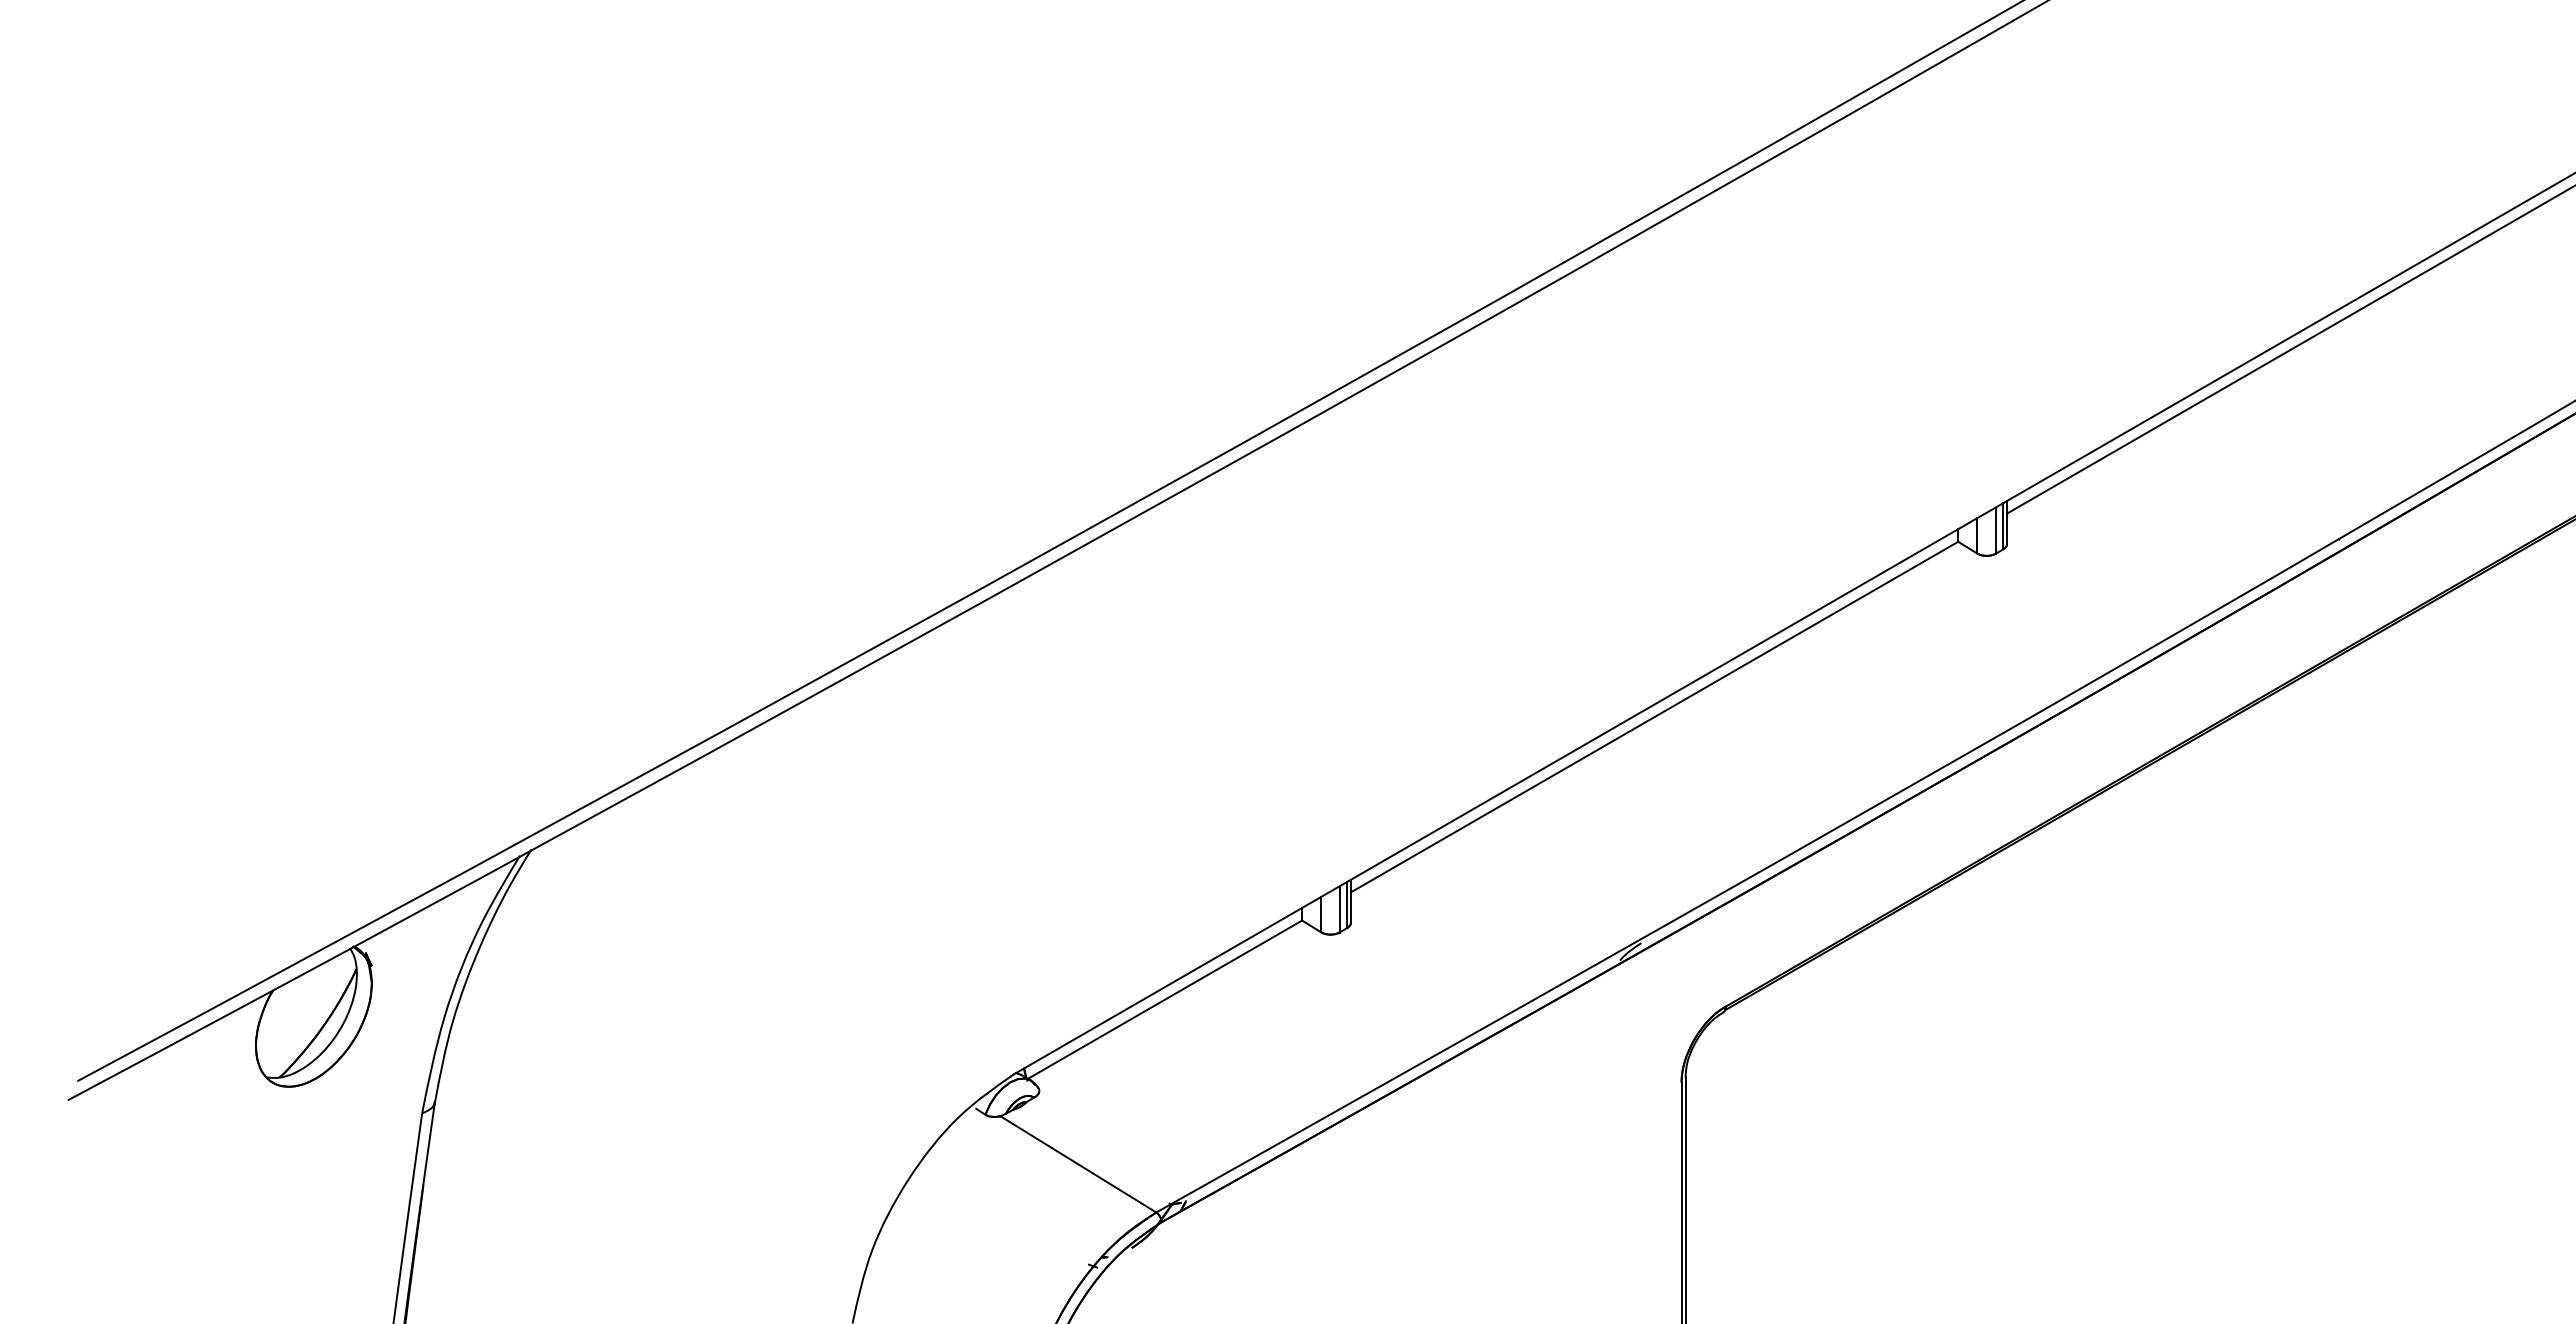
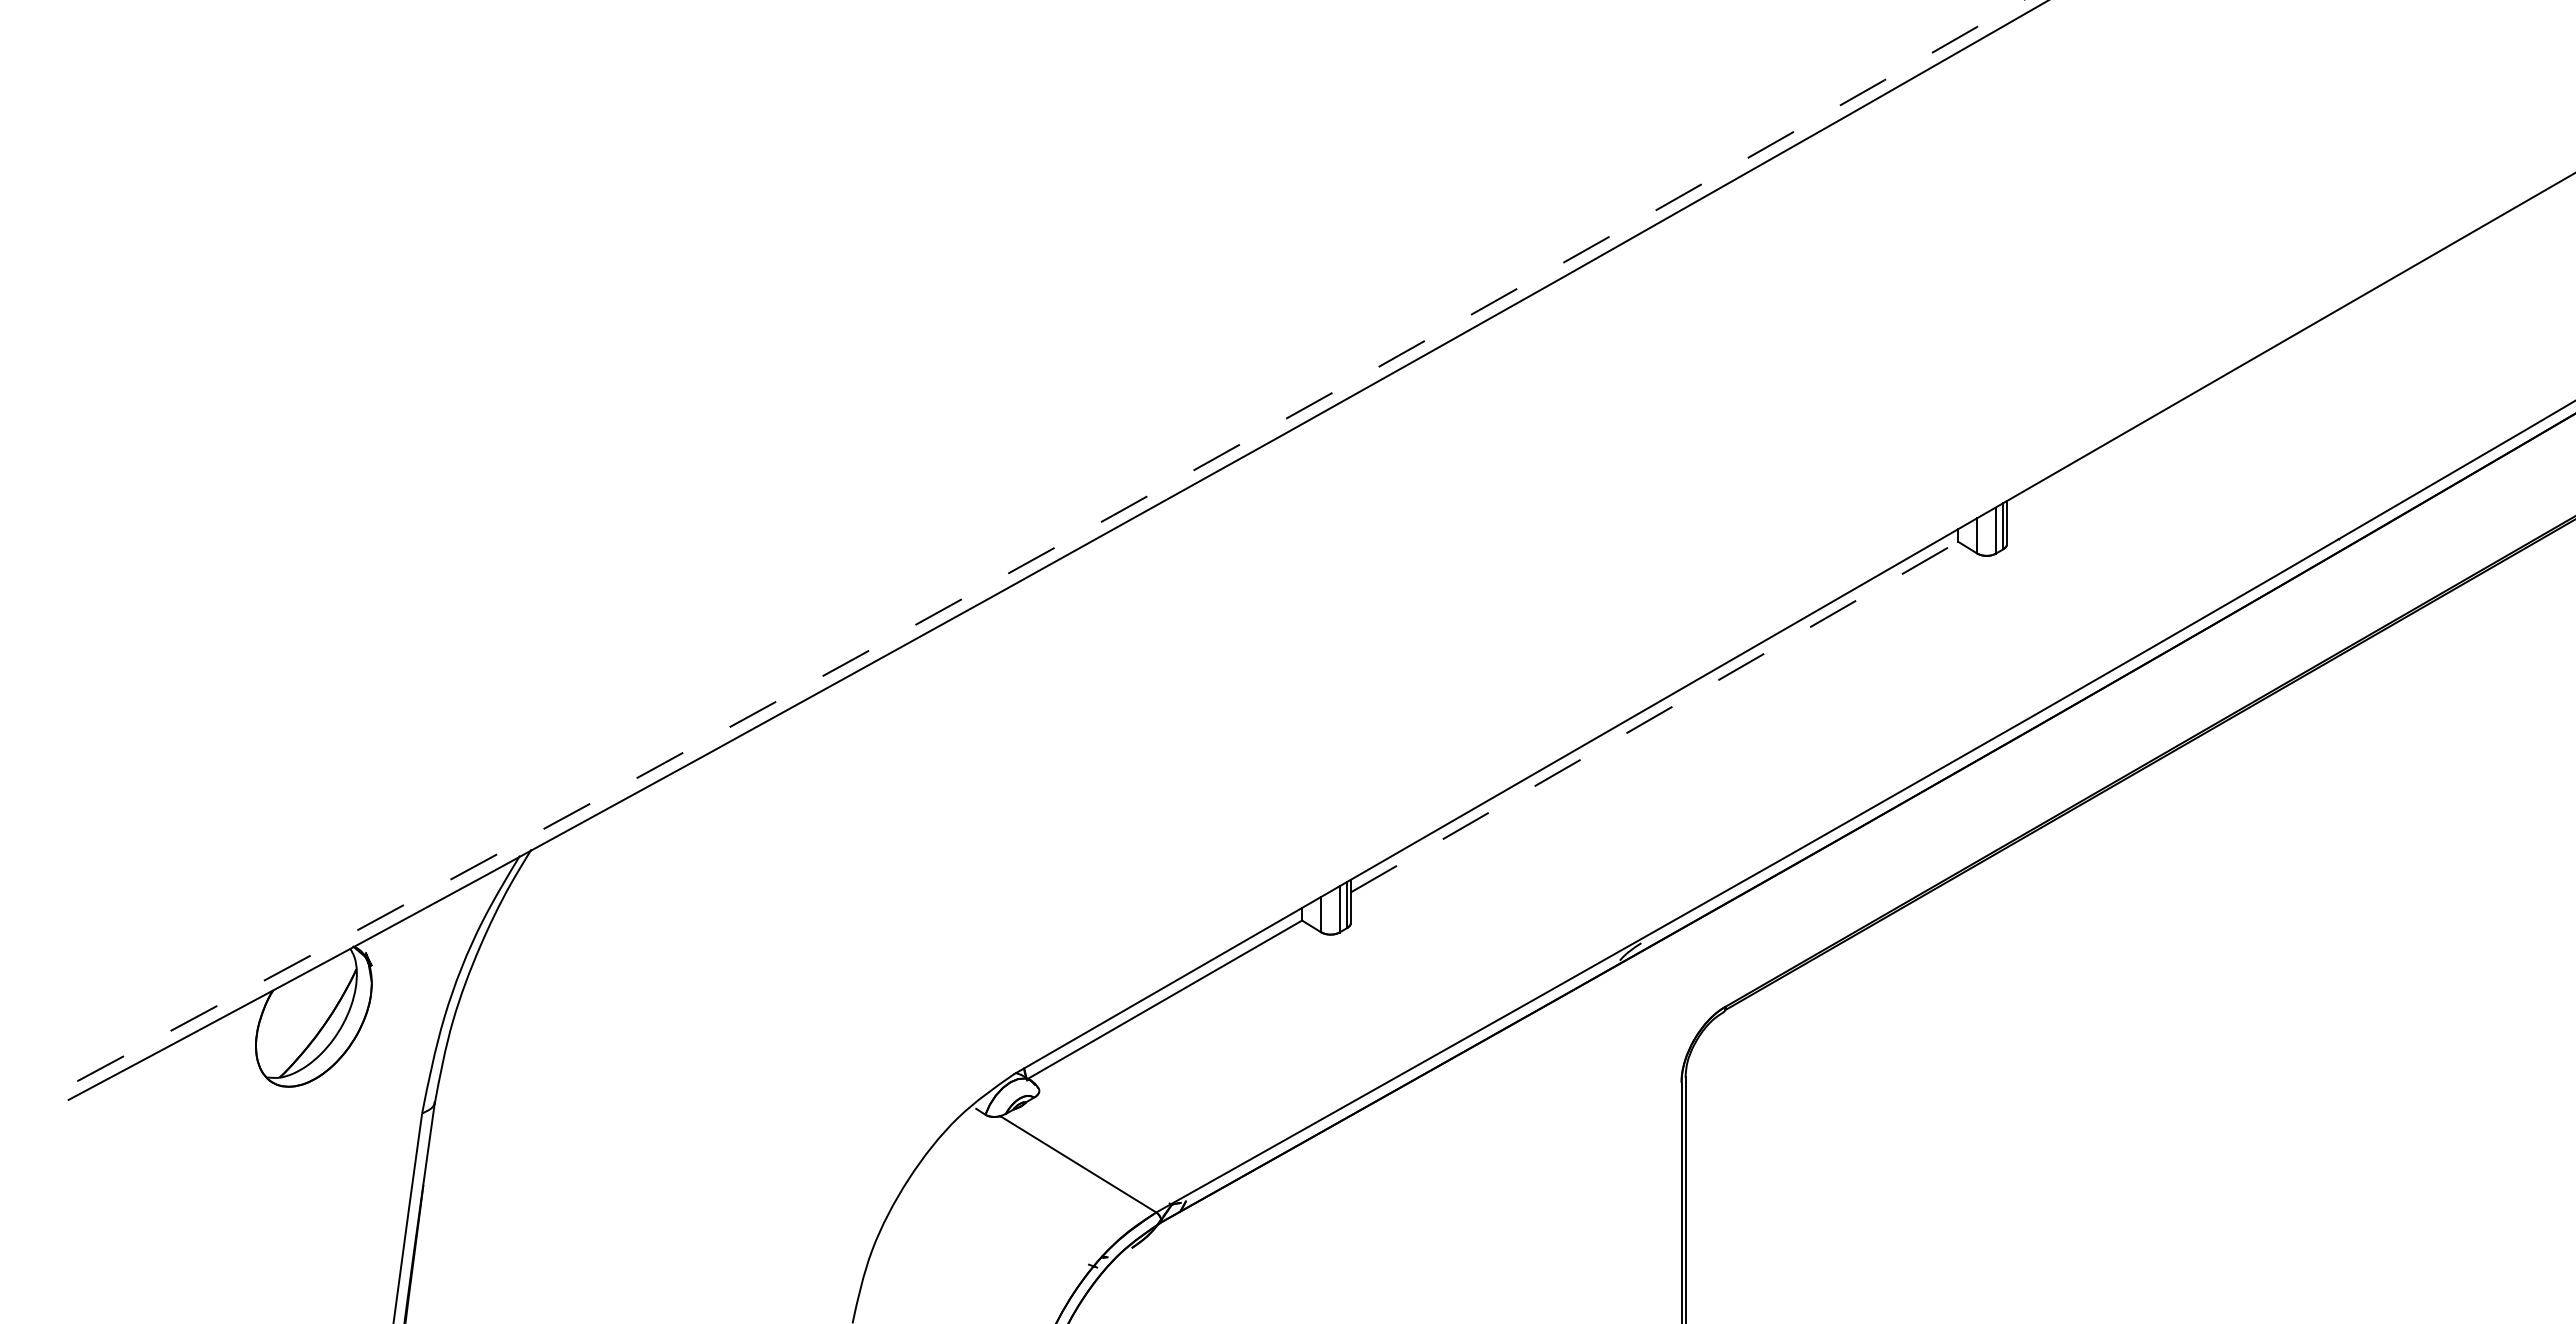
line: present -> none (2289, 350)
arc: solid -> dashed (1054, 547)
line: solid -> dashed (1654, 717)
